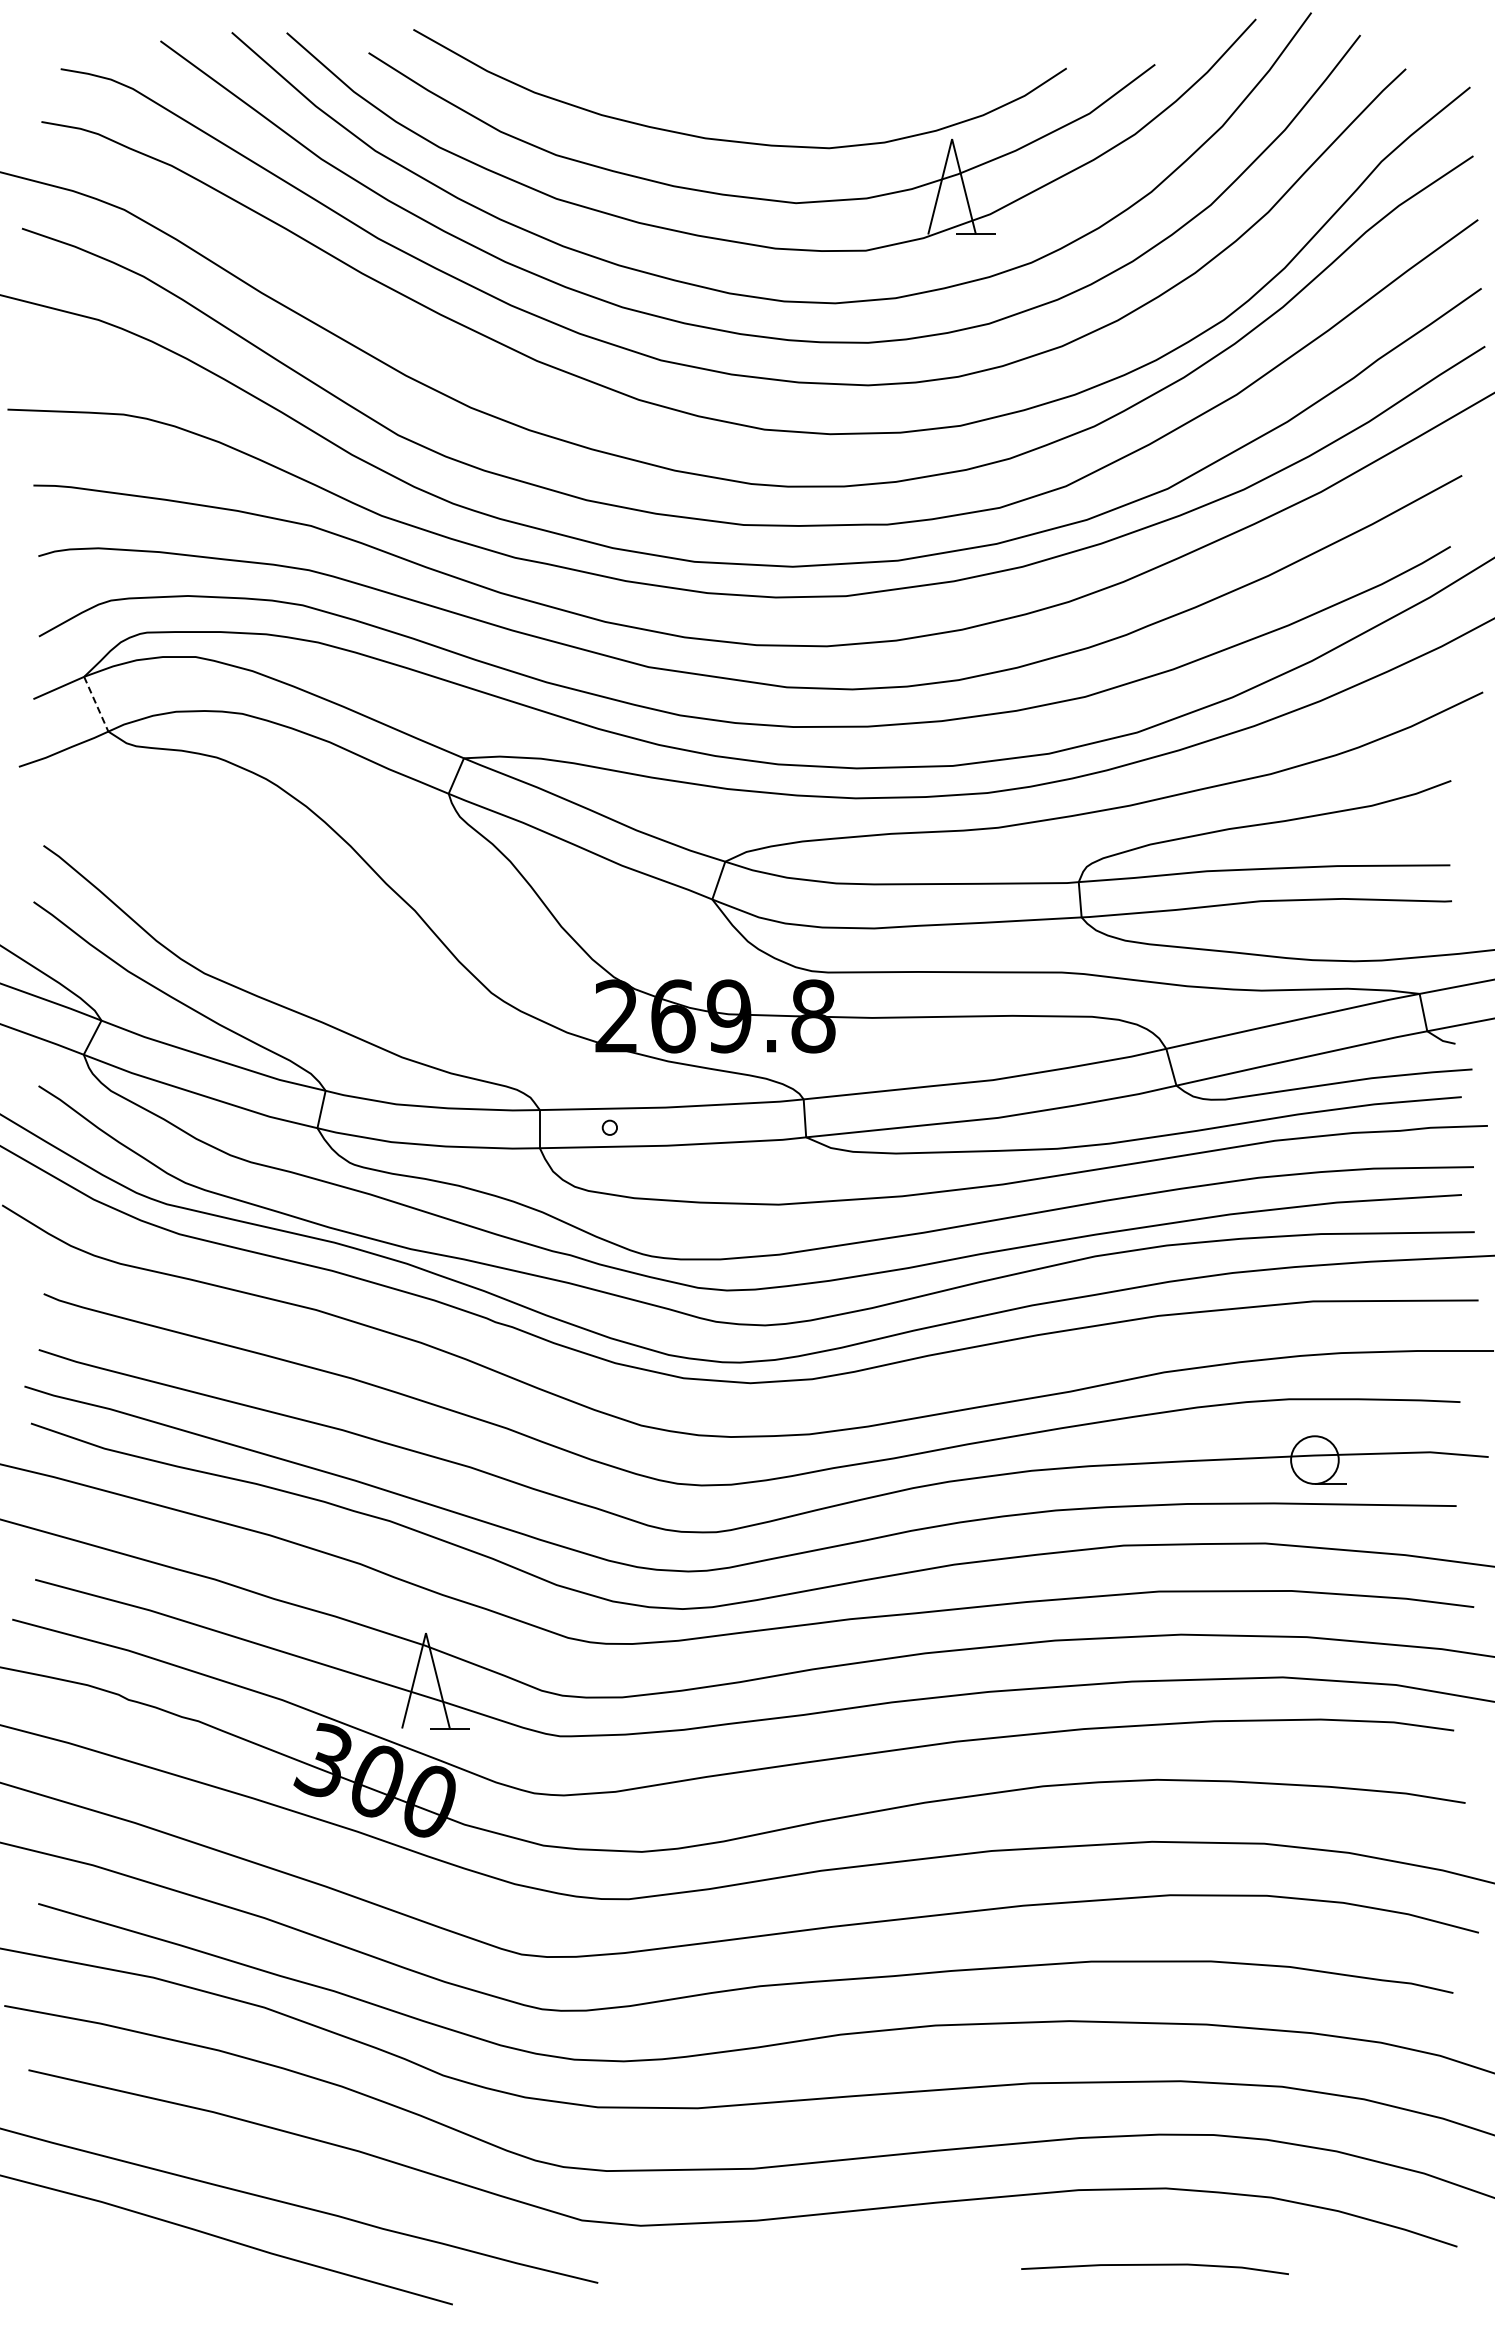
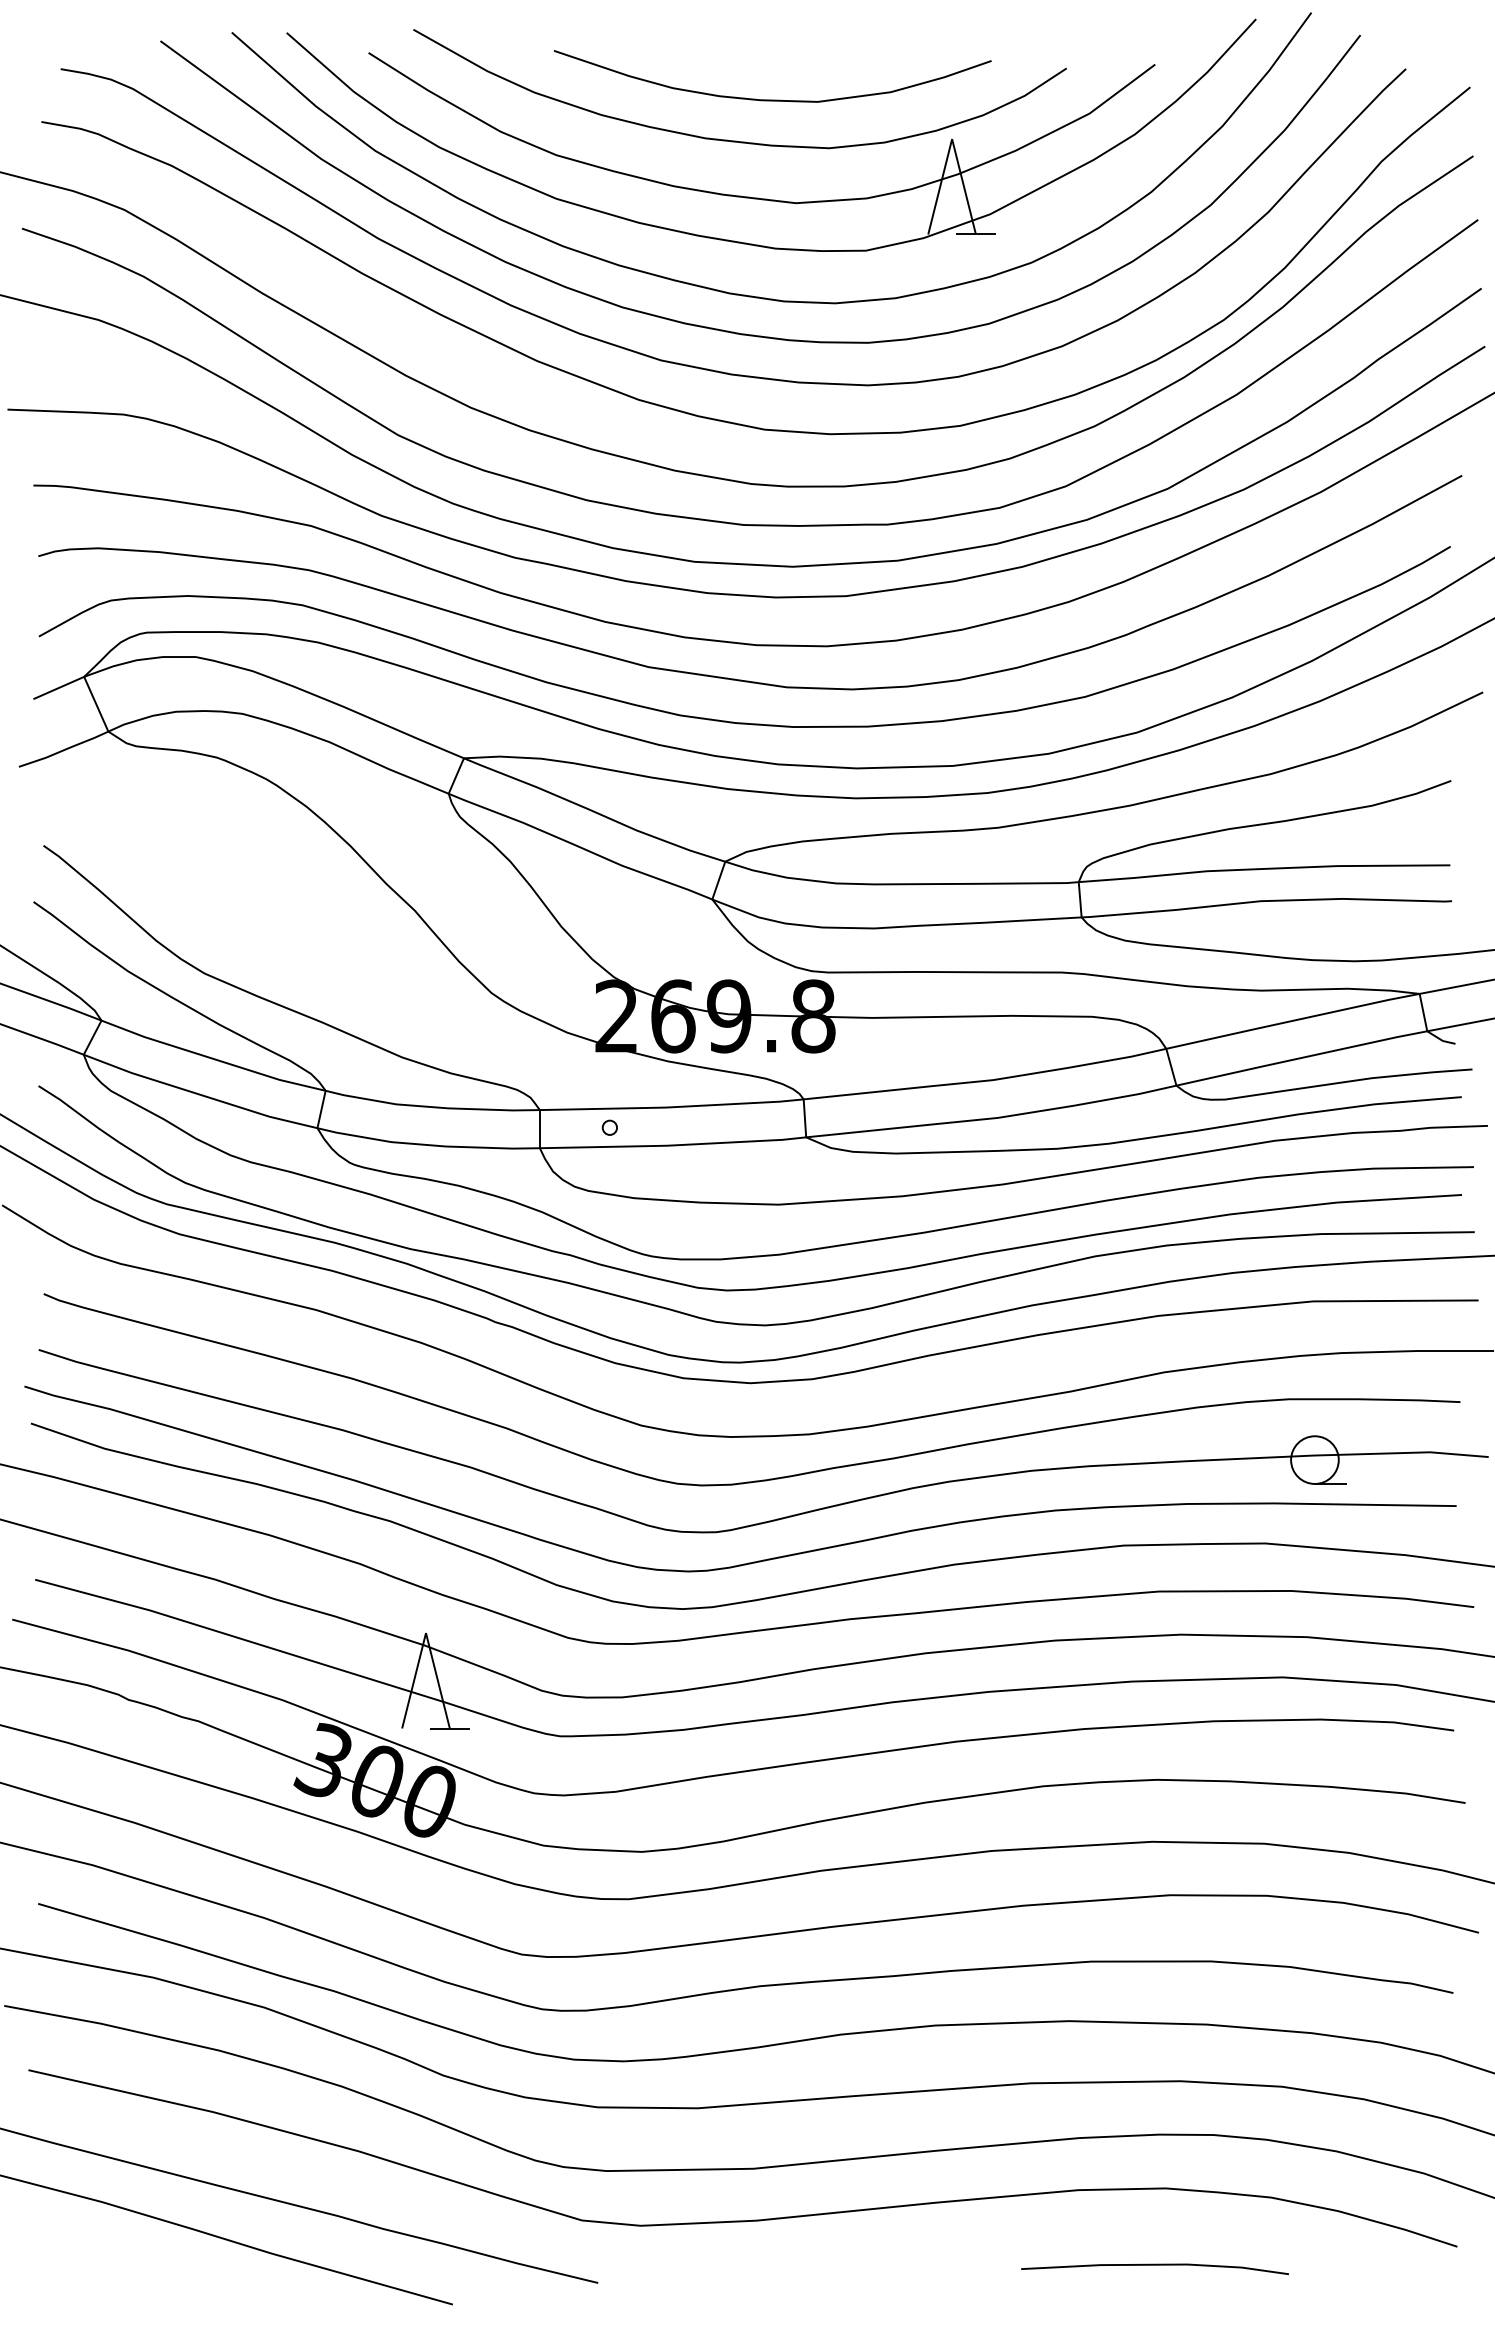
curve: none -> present (772, 99)
line: dashed -> solid (96, 704)
